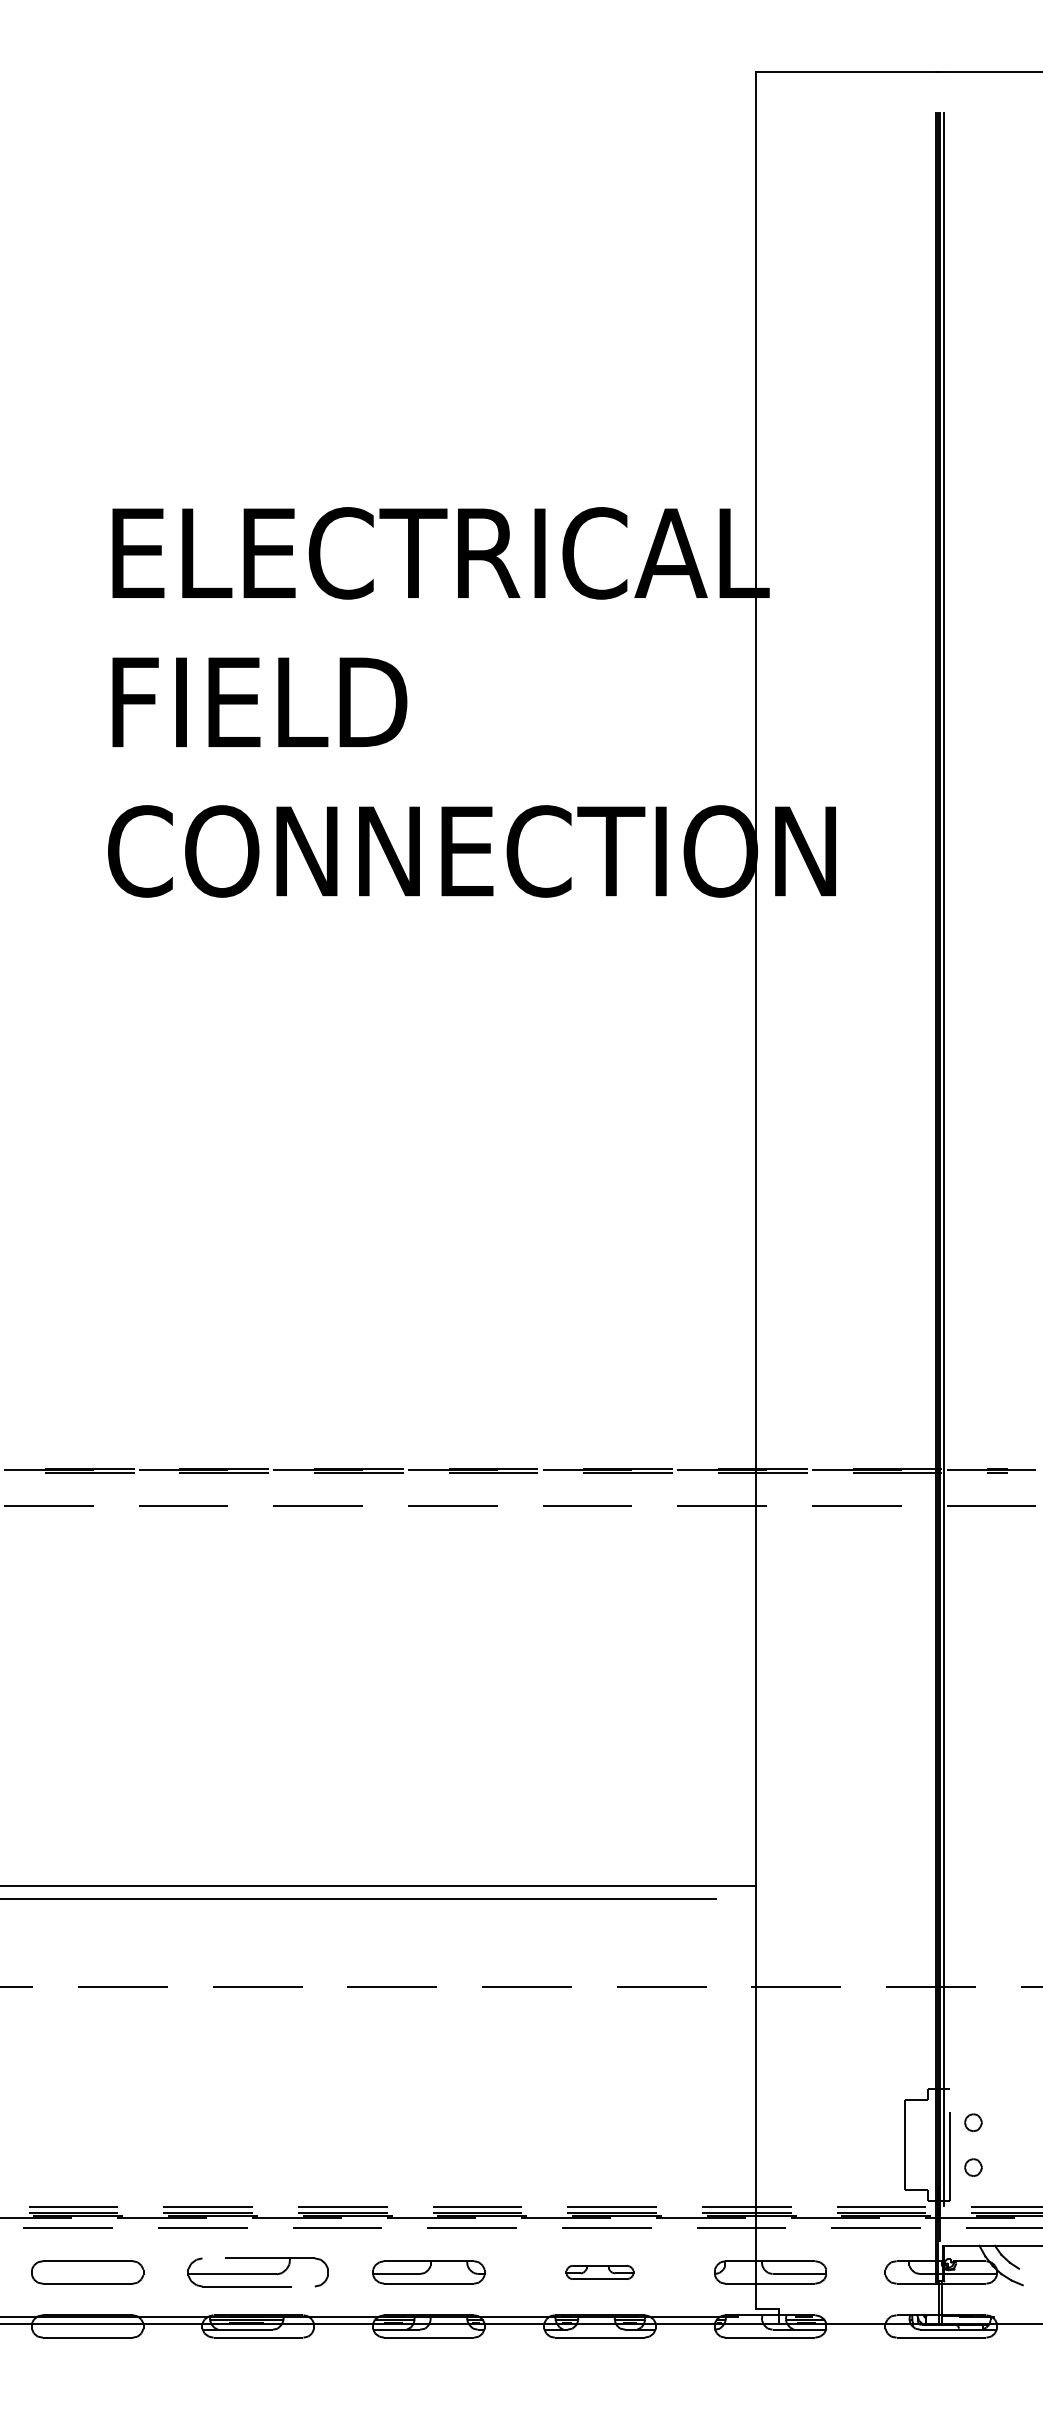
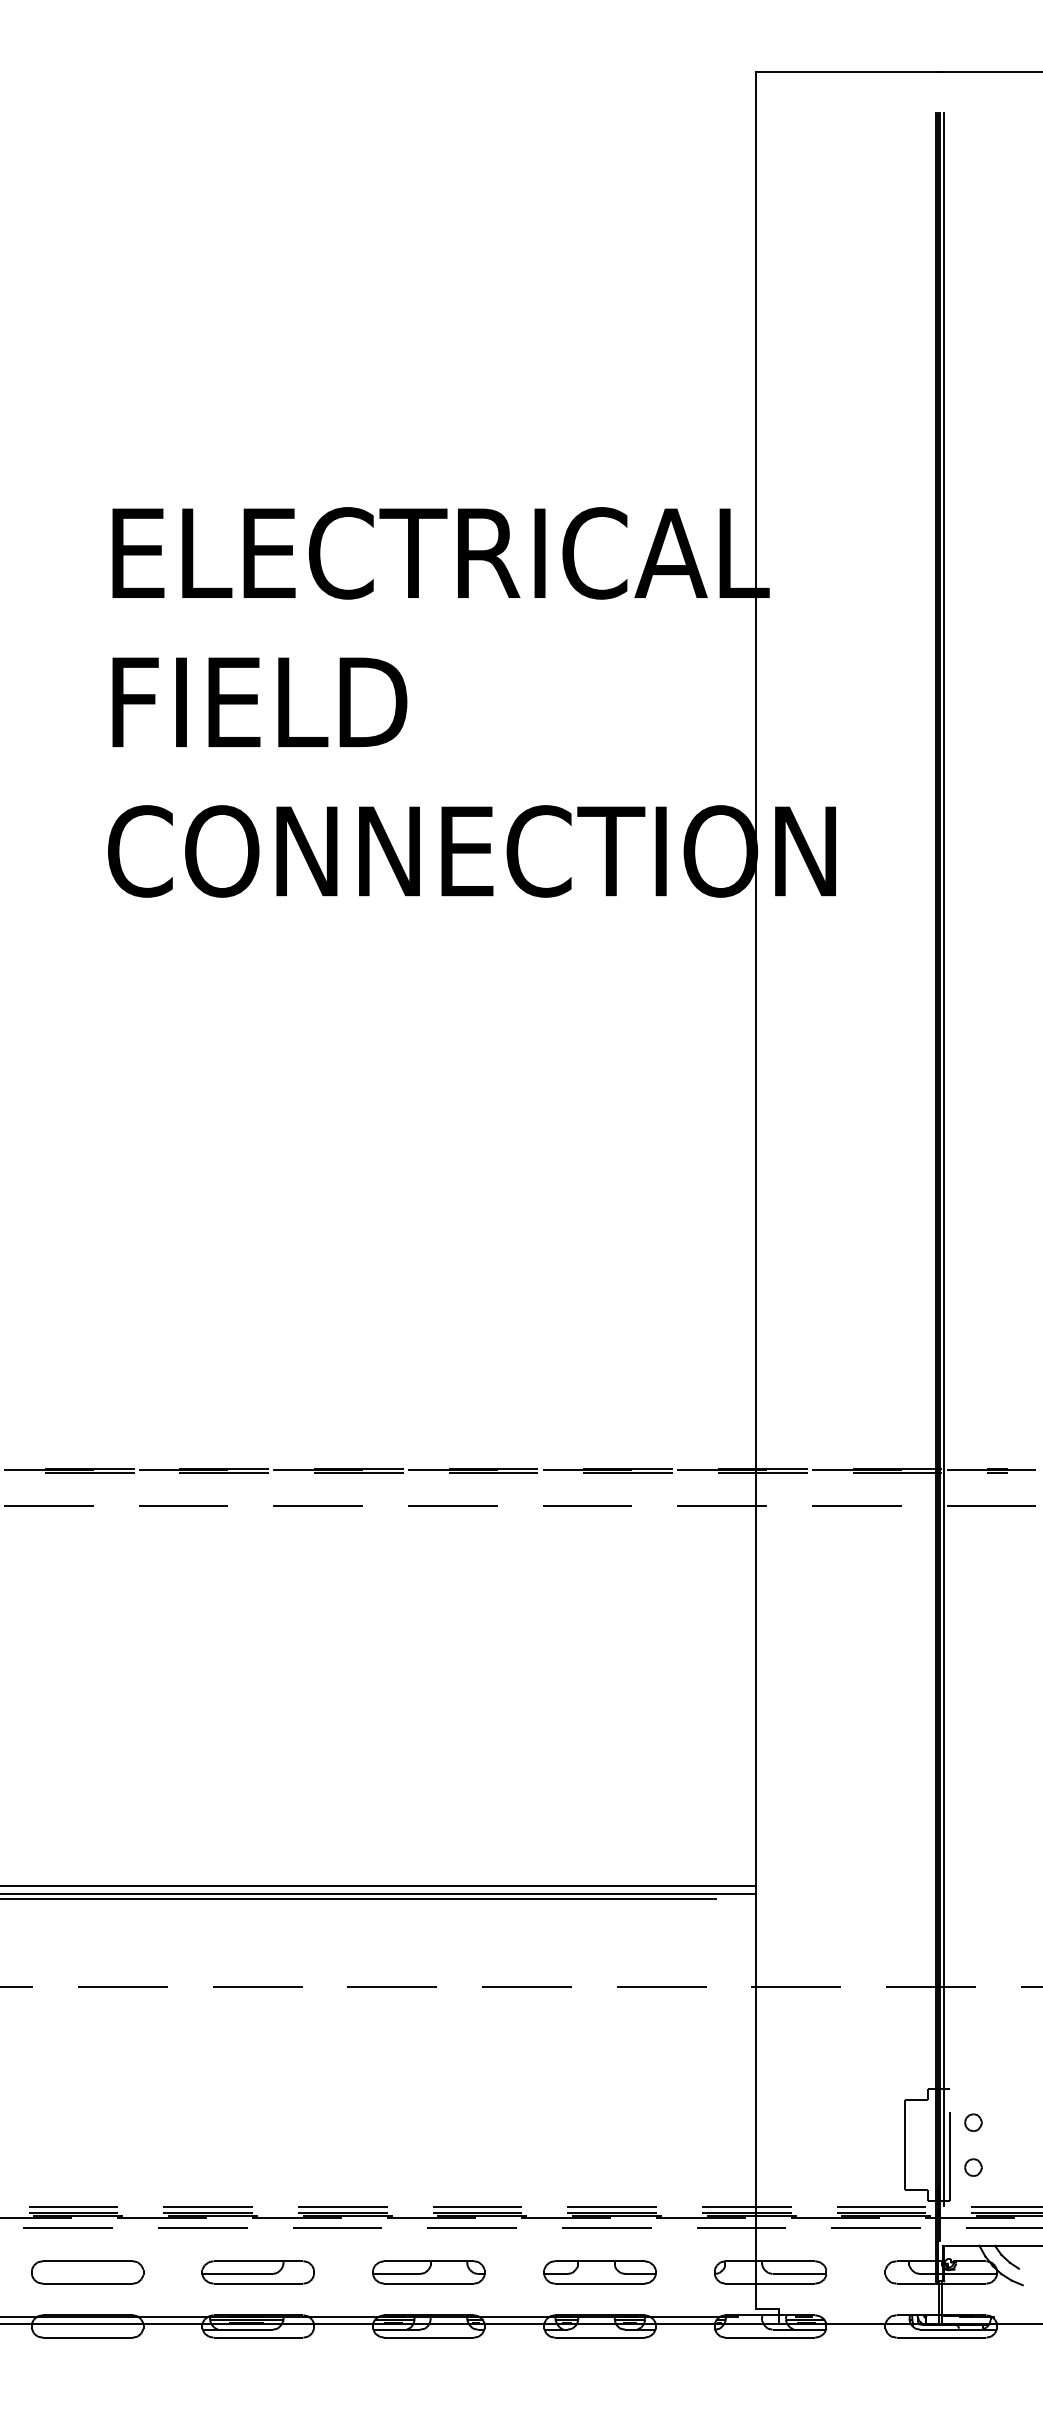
line: none -> present (379, 1894)
part size: 142x31 px -> 114x25 px (257, 2272)
part size: 70x15 px -> 114x25 px (599, 2272)
